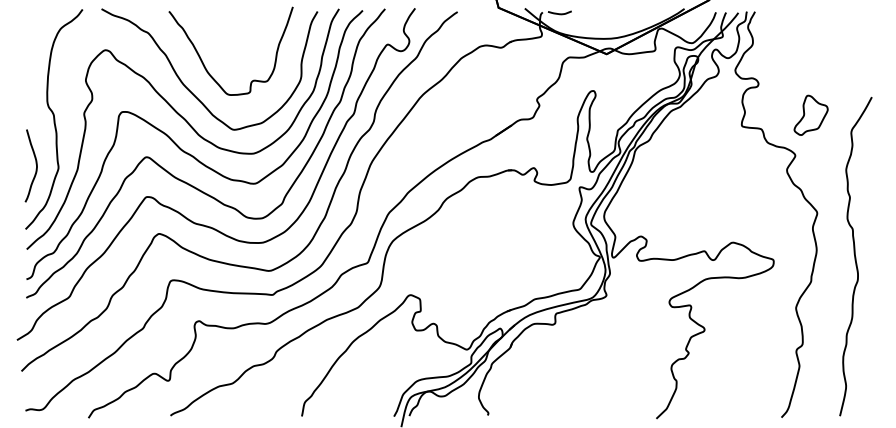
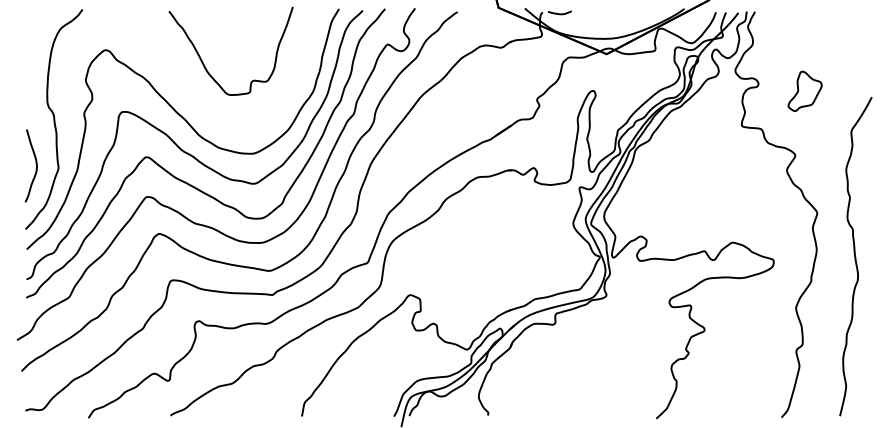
curve: present -> none (189, 89)
part position: (810, 114) -> (804, 90) (804, 90)
